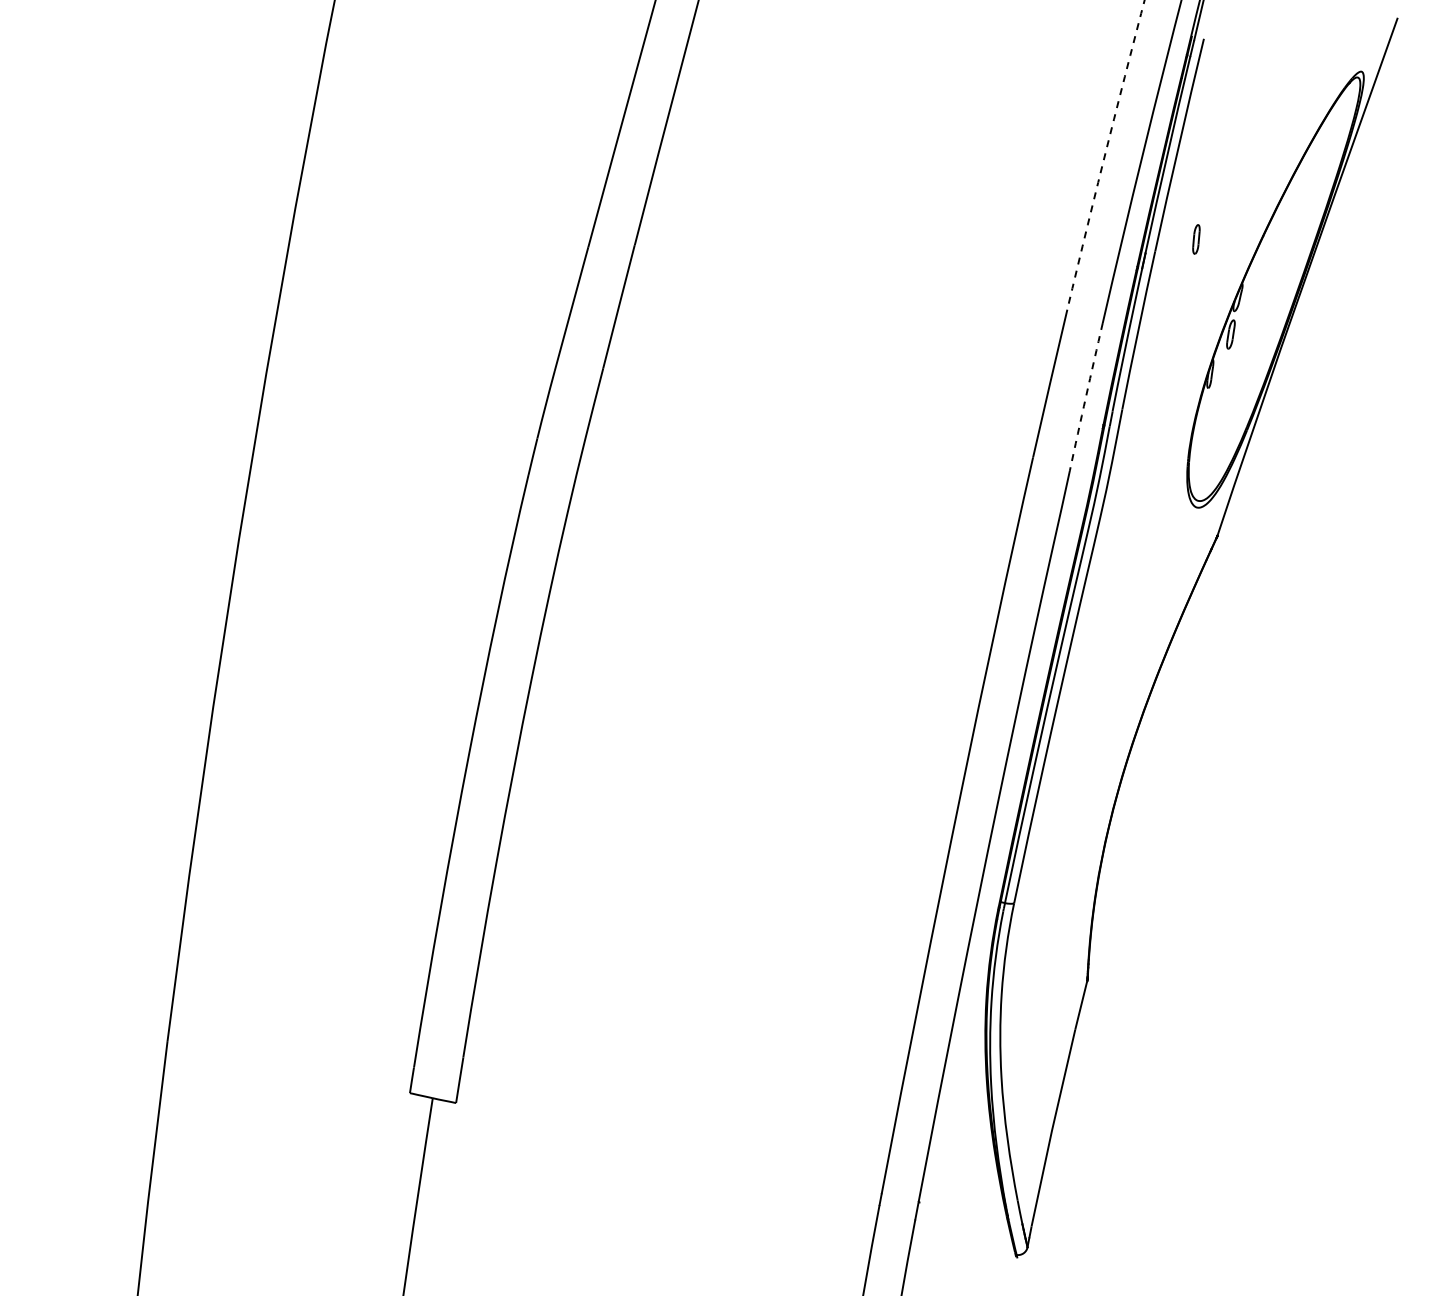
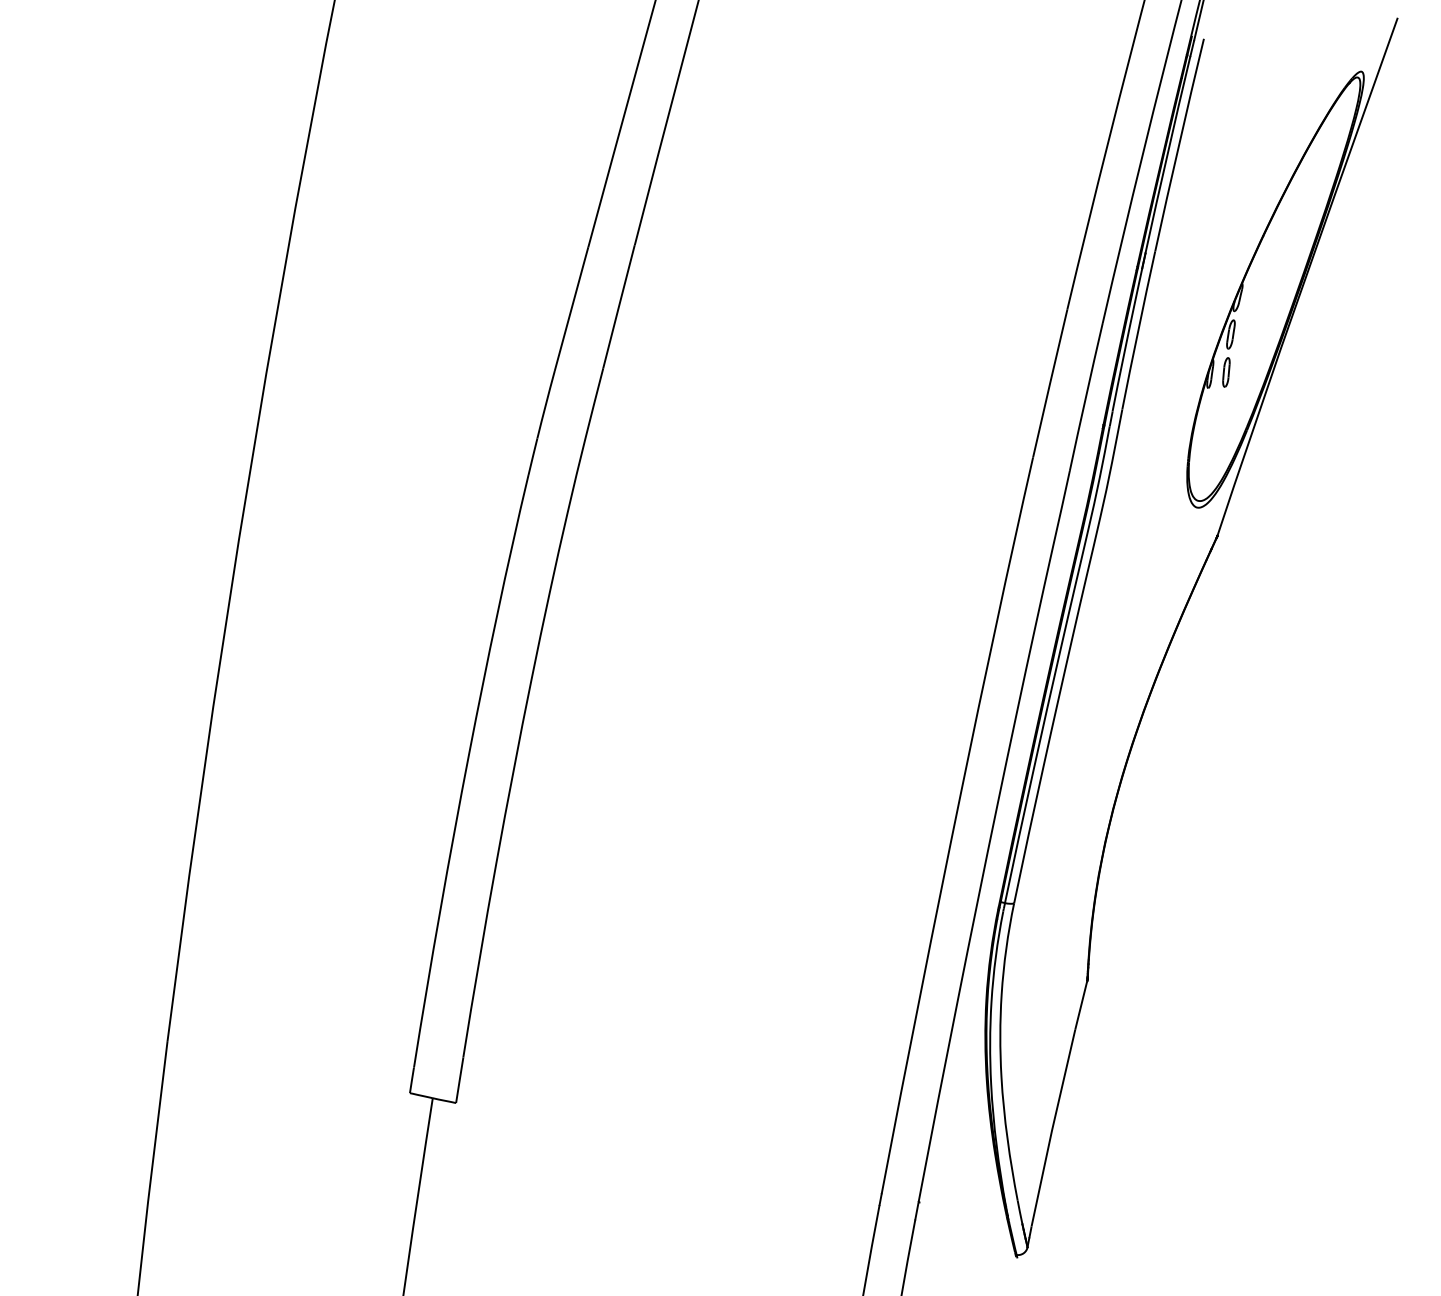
arc: dashed -> solid (1105, 154)
part position: (1196, 239) -> (1226, 372) (1226, 372)
arc: dashed -> solid (1086, 396)
